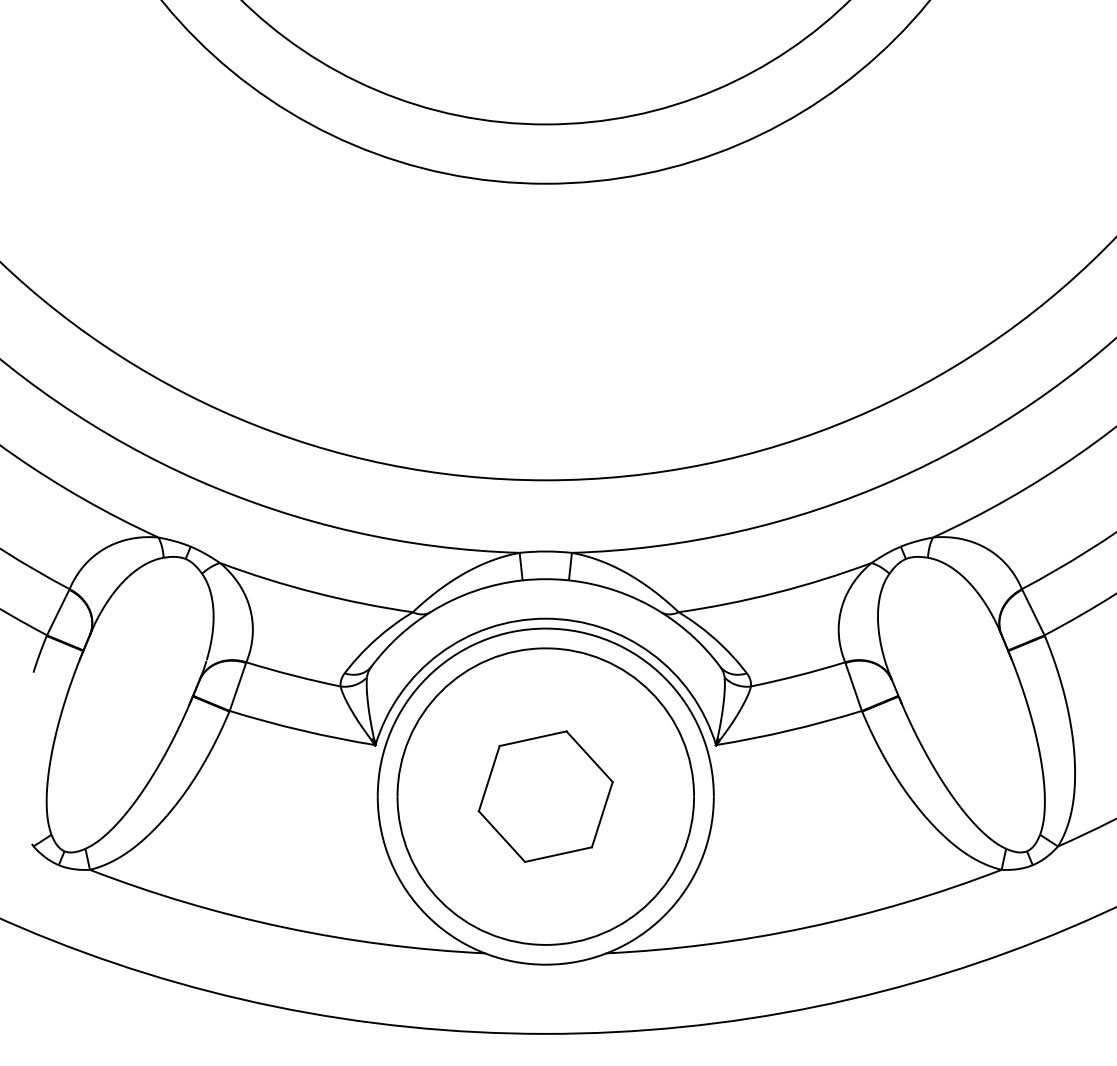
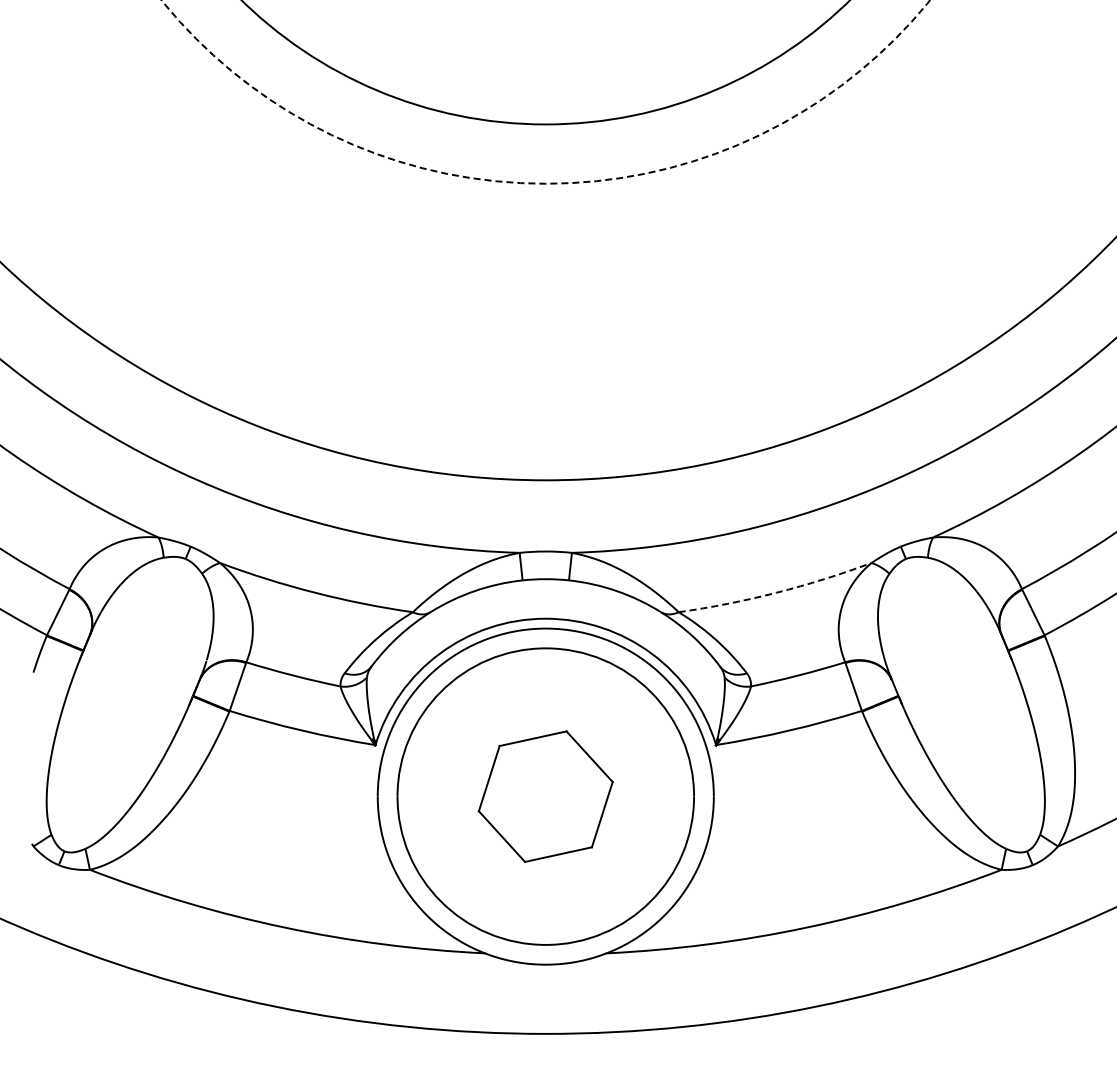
arc: solid -> dashed (545, 183)
arc: solid -> dashed (776, 592)
